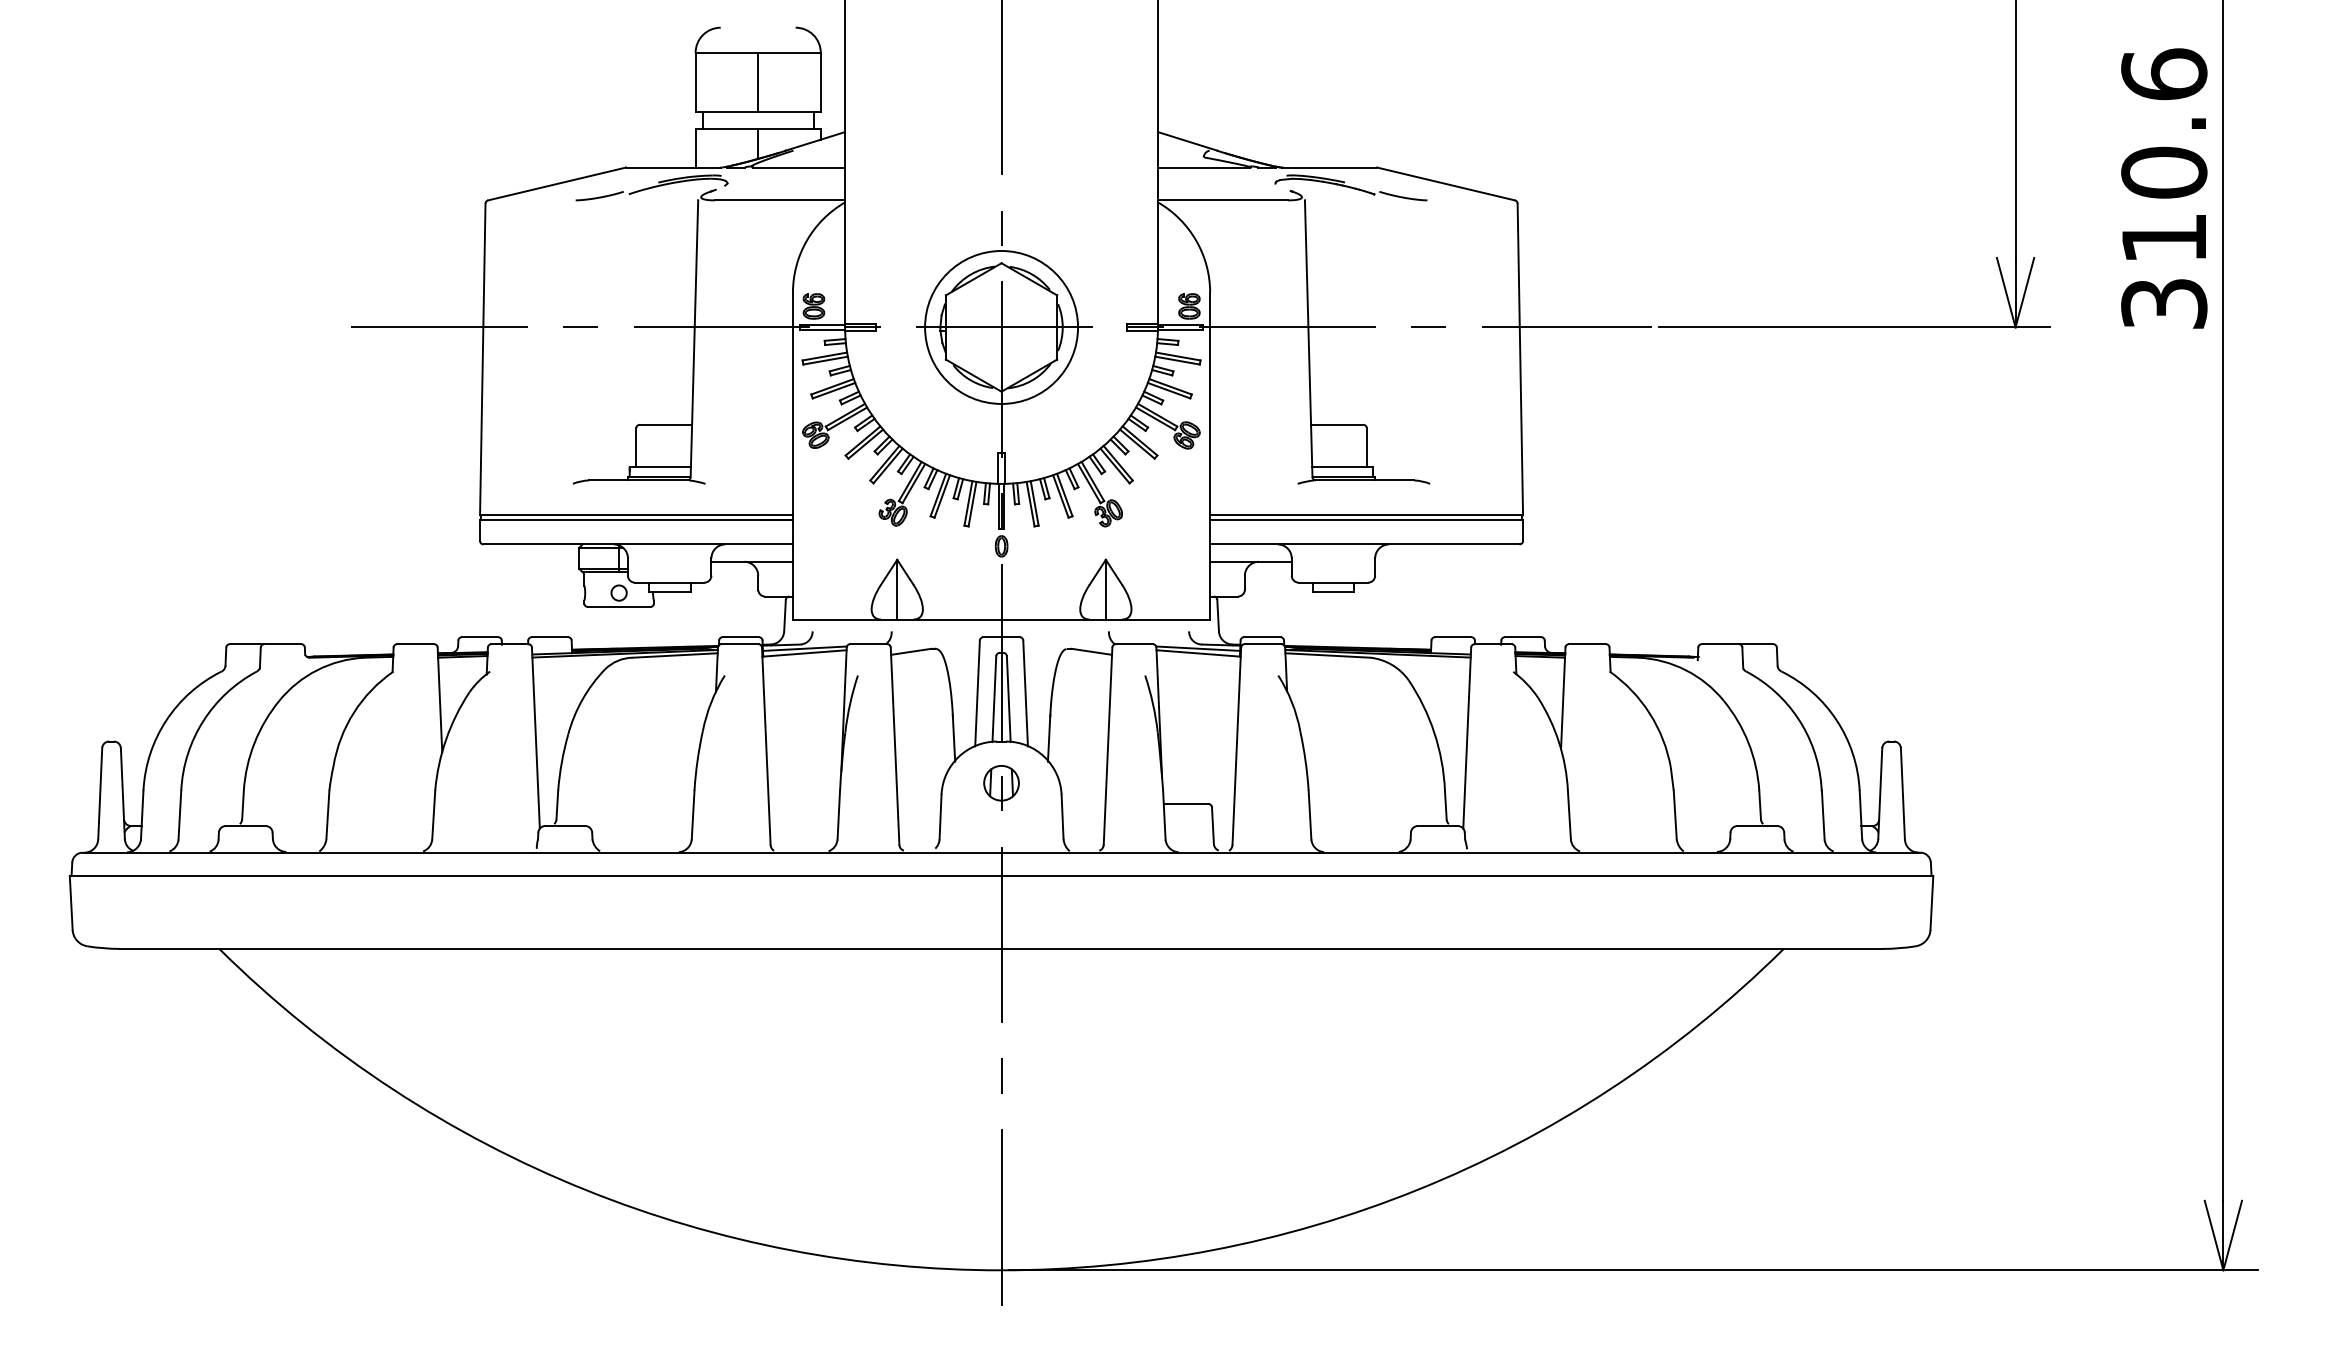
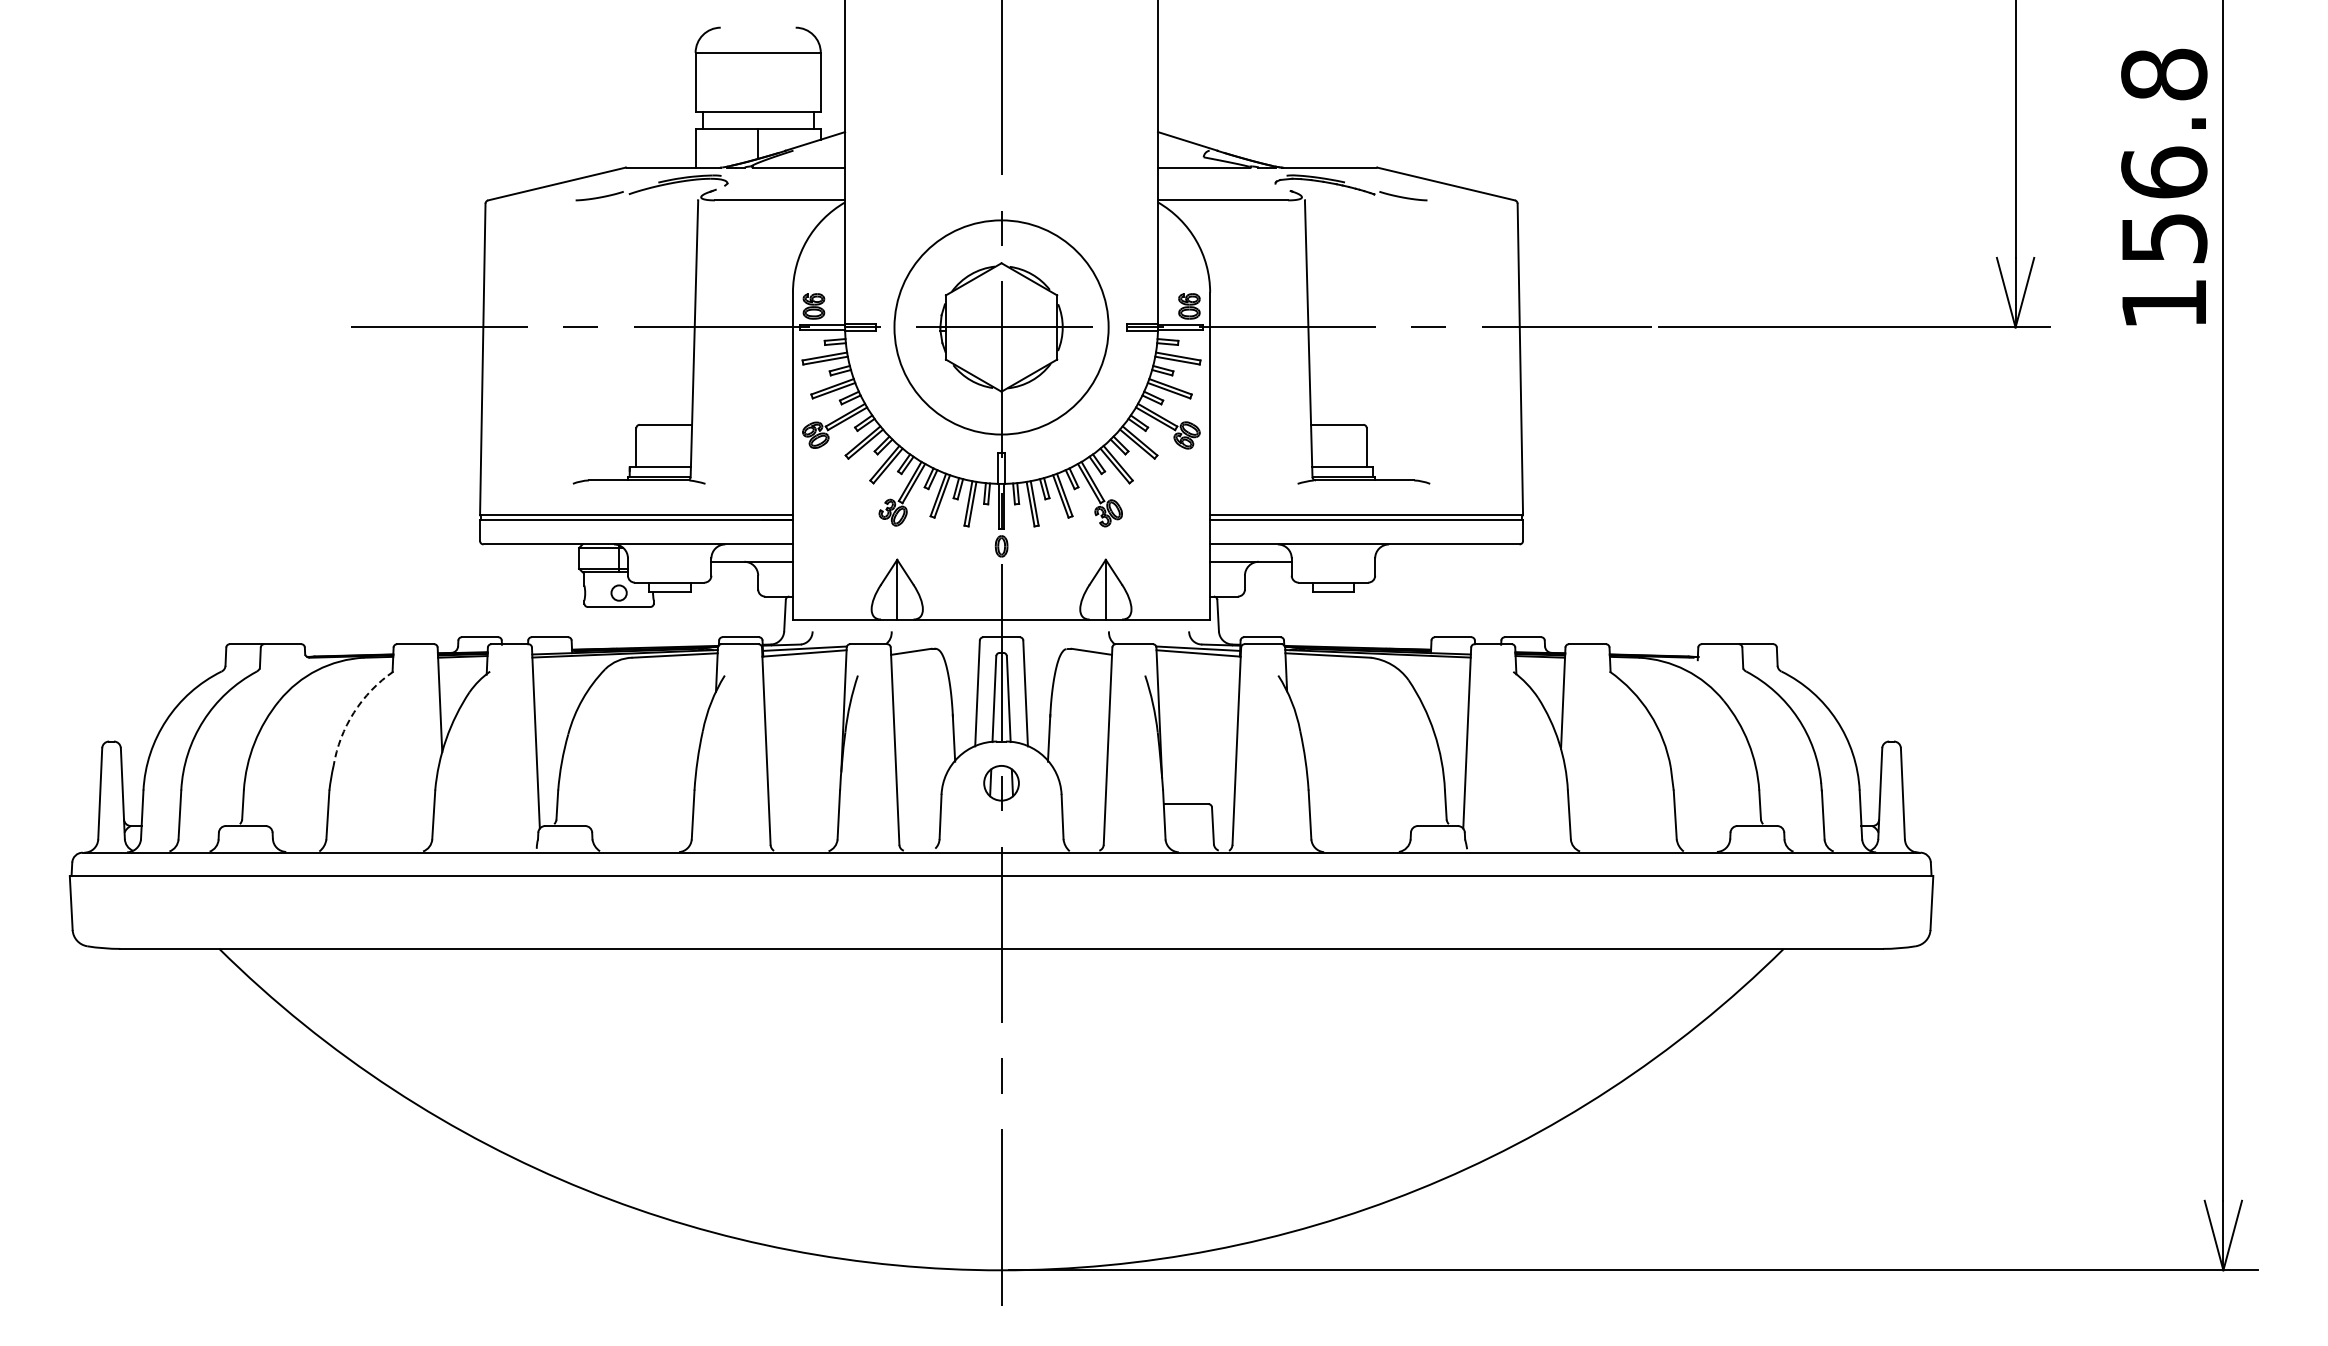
line: present -> none (758, 81)
text: 310.6 -> 156.8 (2164, 188)
circle diameter: 153 px -> 214 px (1001, 327)
arc: solid -> dashed (353, 712)
